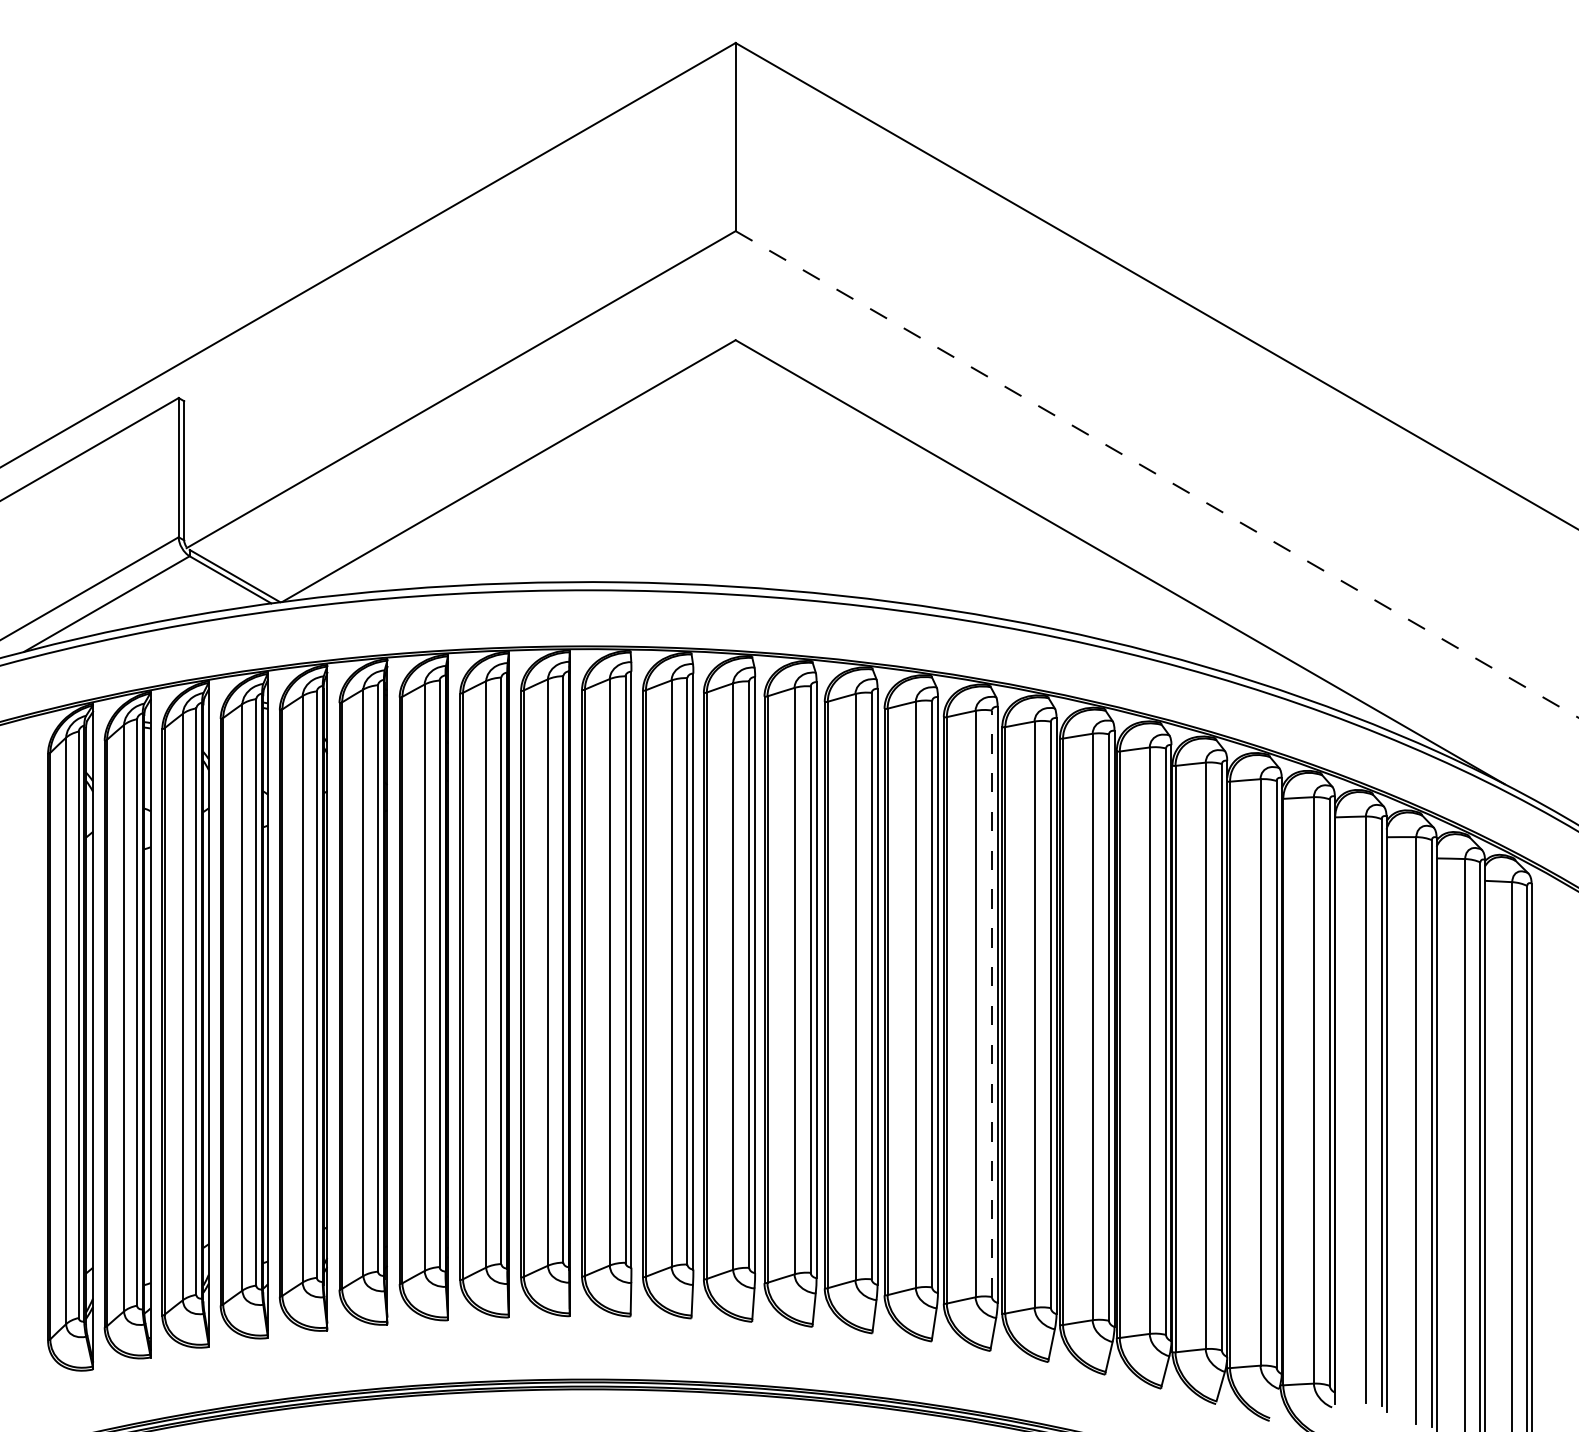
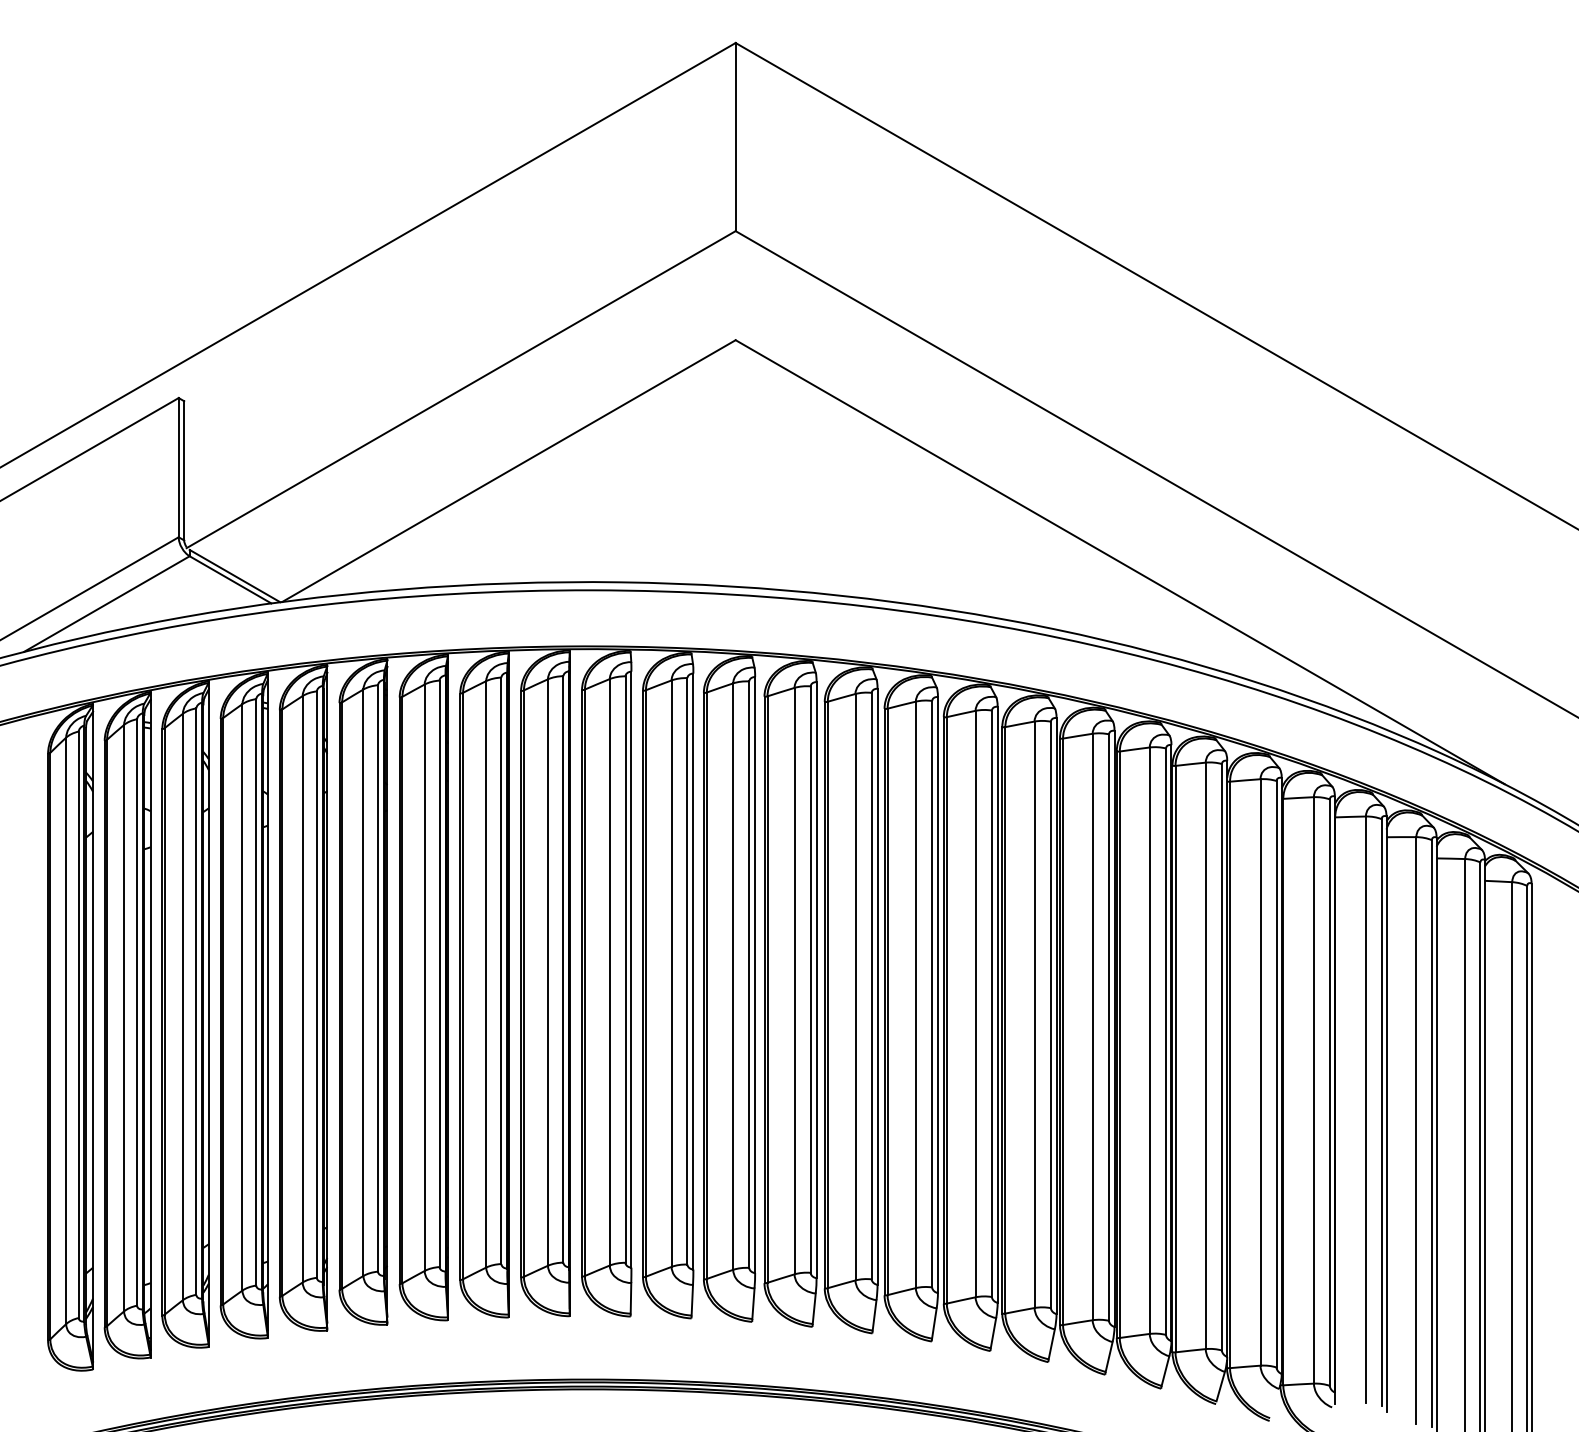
line: dashed -> solid (1157, 474)
line: dashed -> solid (991, 1003)
